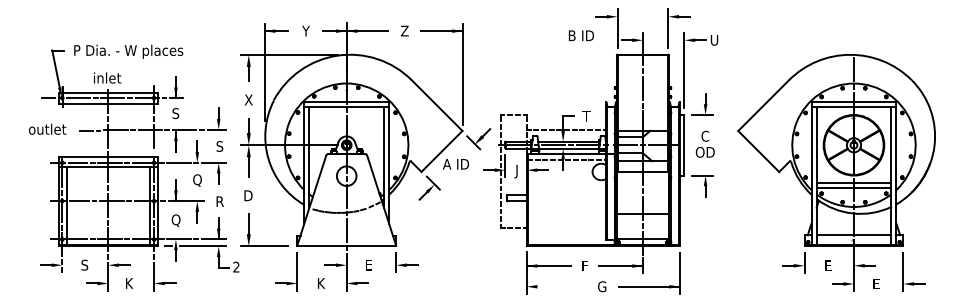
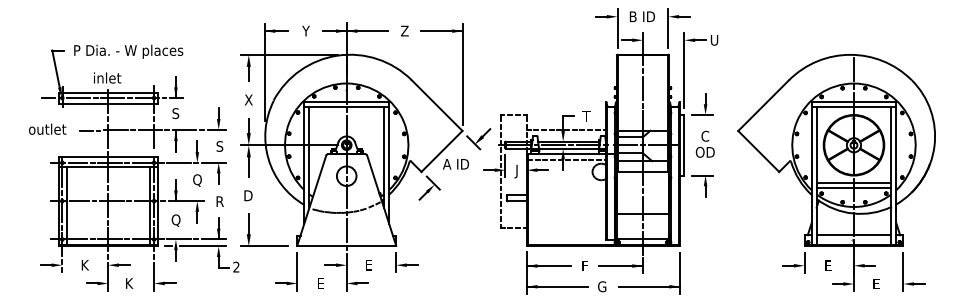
text position: (580, 35) -> (641, 16) (641, 16)
text: S -> K (85, 264)
text: K -> E (321, 283)
line: none -> present (557, 286)
